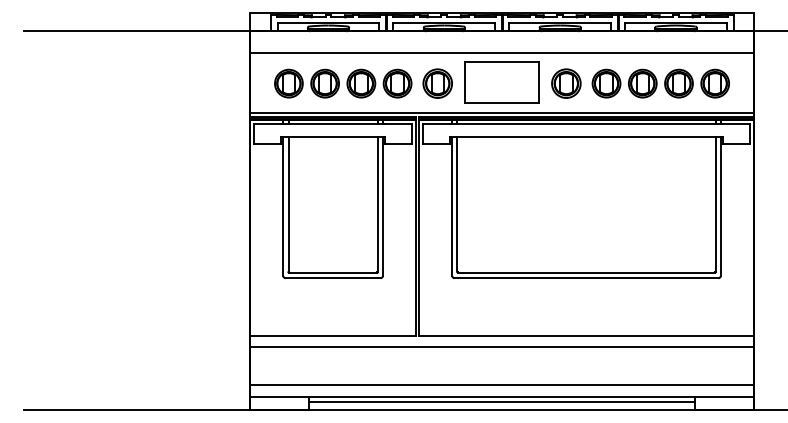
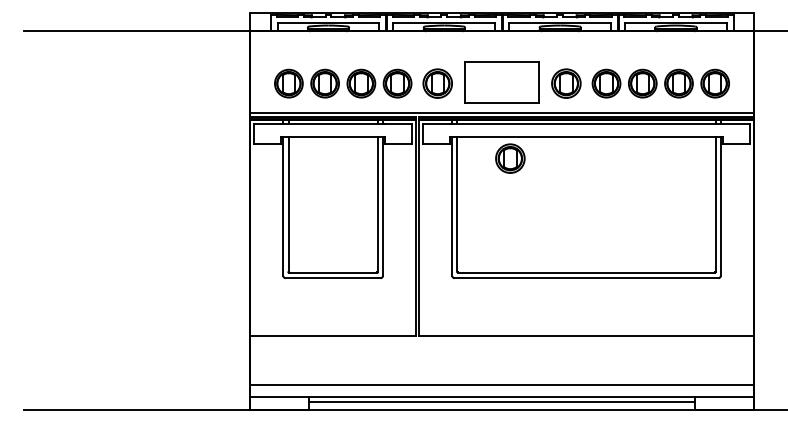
line: present -> none (501, 52)
part: none -> present (510, 158)
line: present -> none (501, 346)
